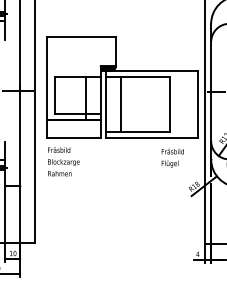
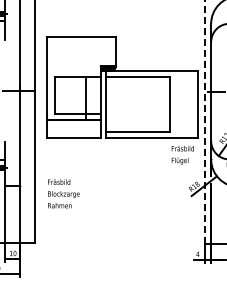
line: present -> none (121, 104)
line: solid -> dashed (205, 122)
text position: (172, 158) -> (182, 155) (182, 155)
text position: (63, 161) -> (63, 193) (63, 193)
